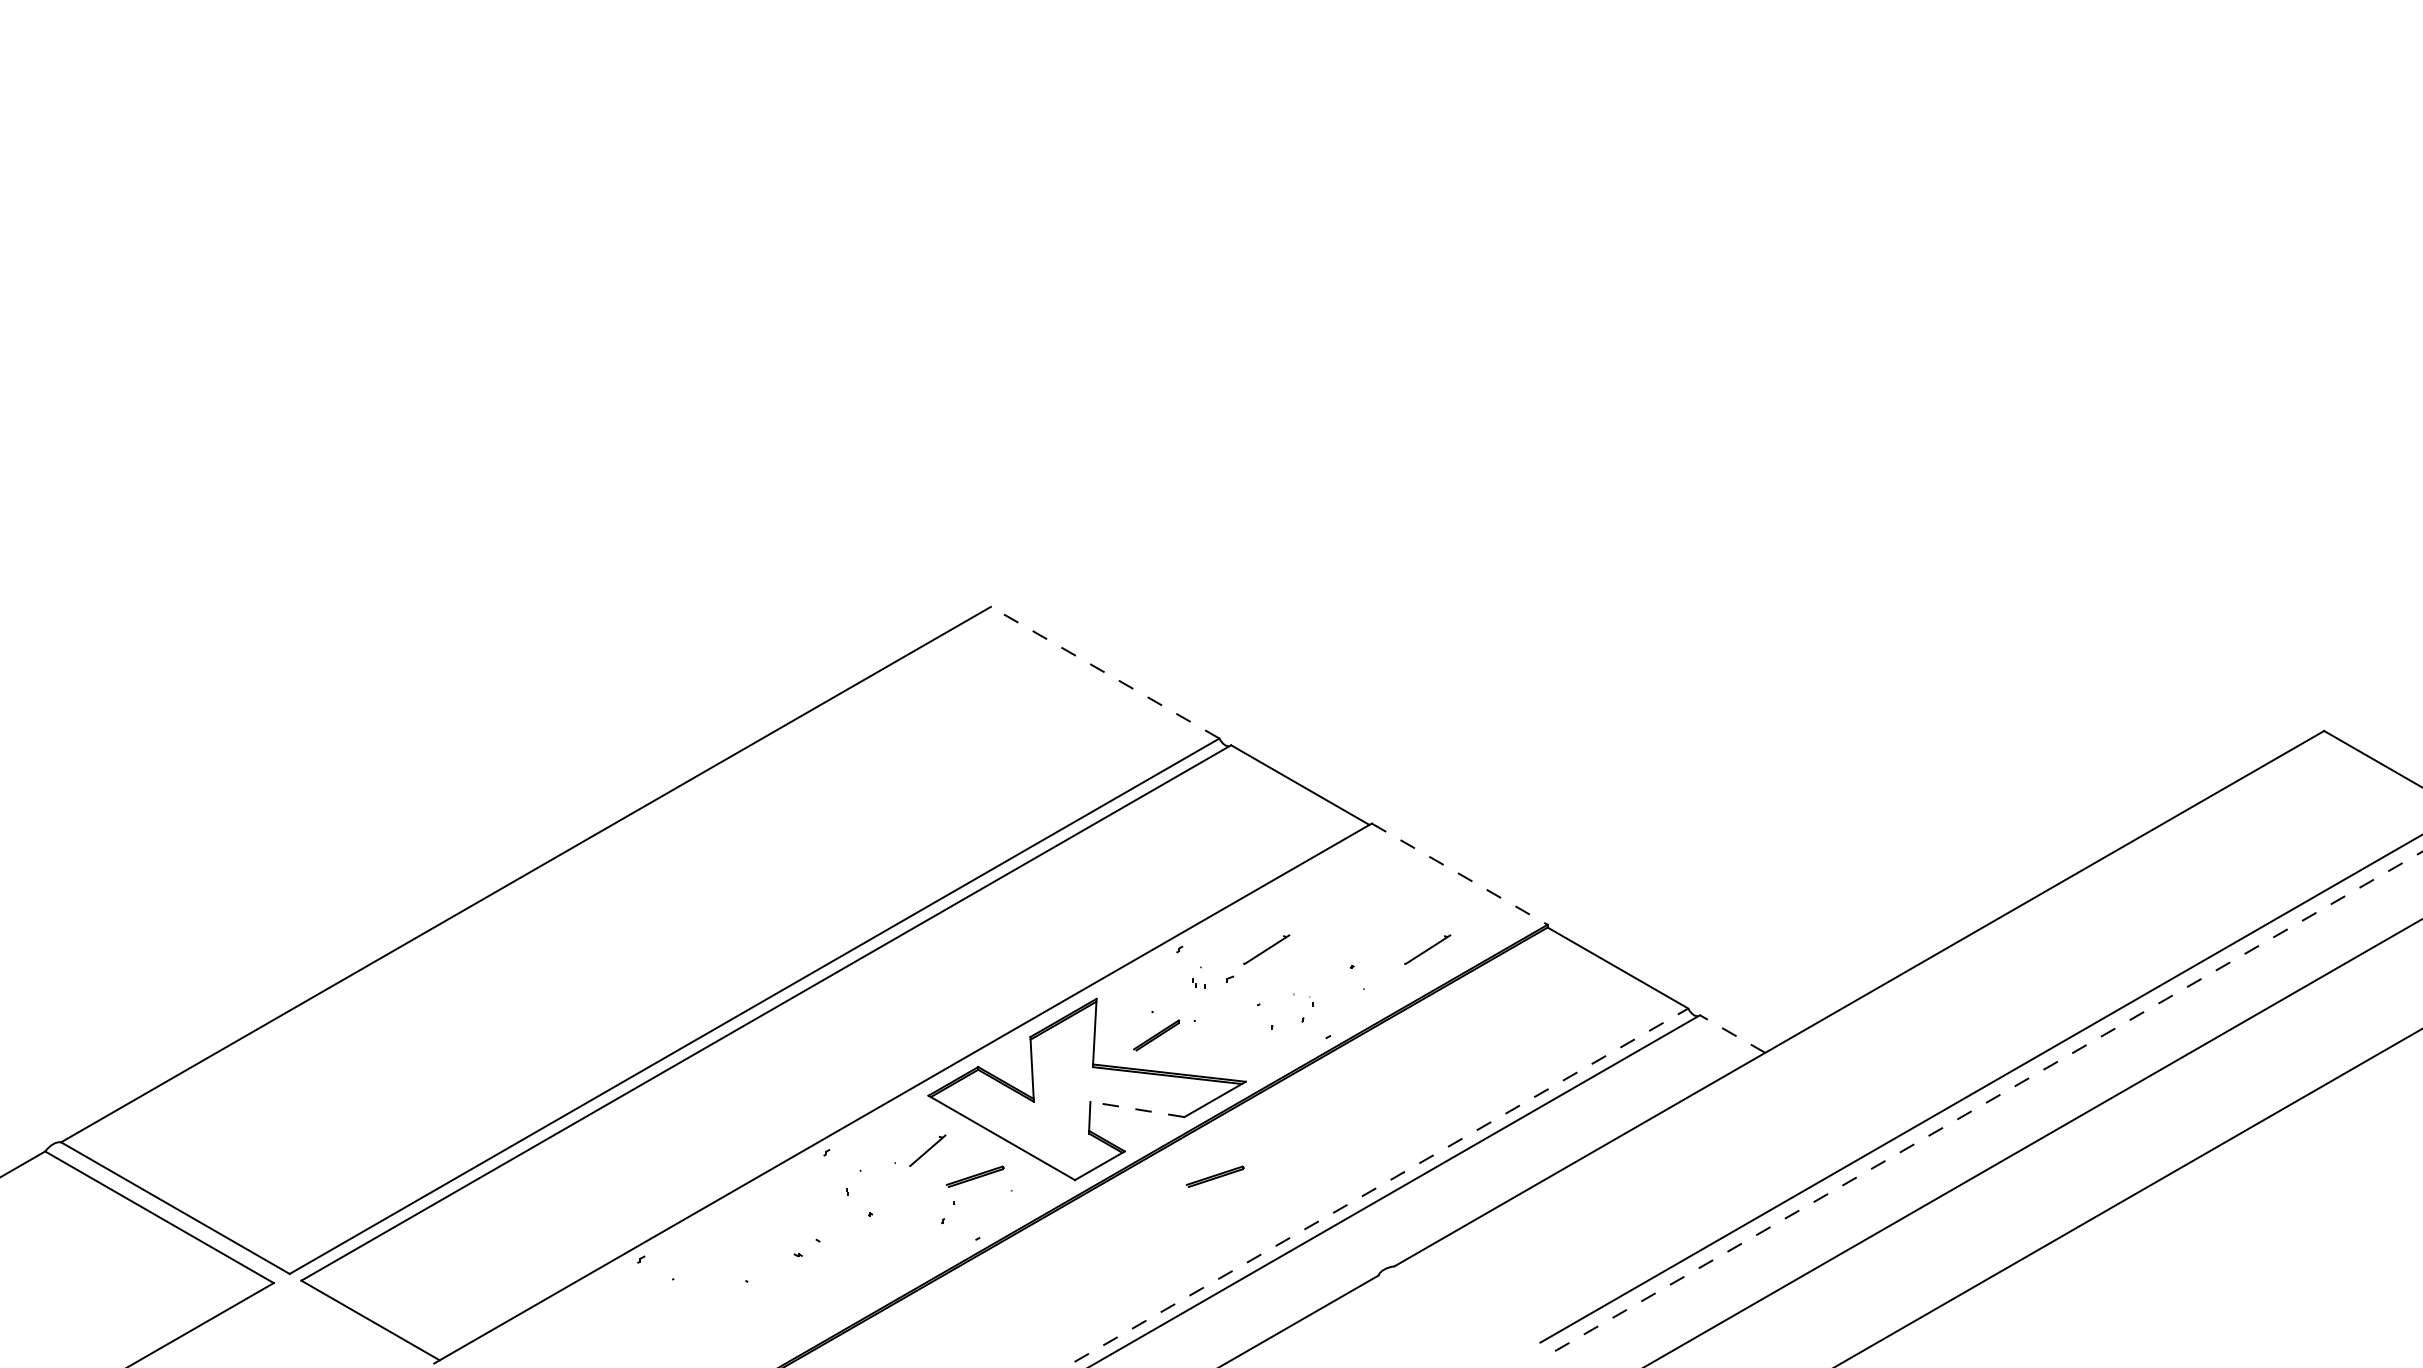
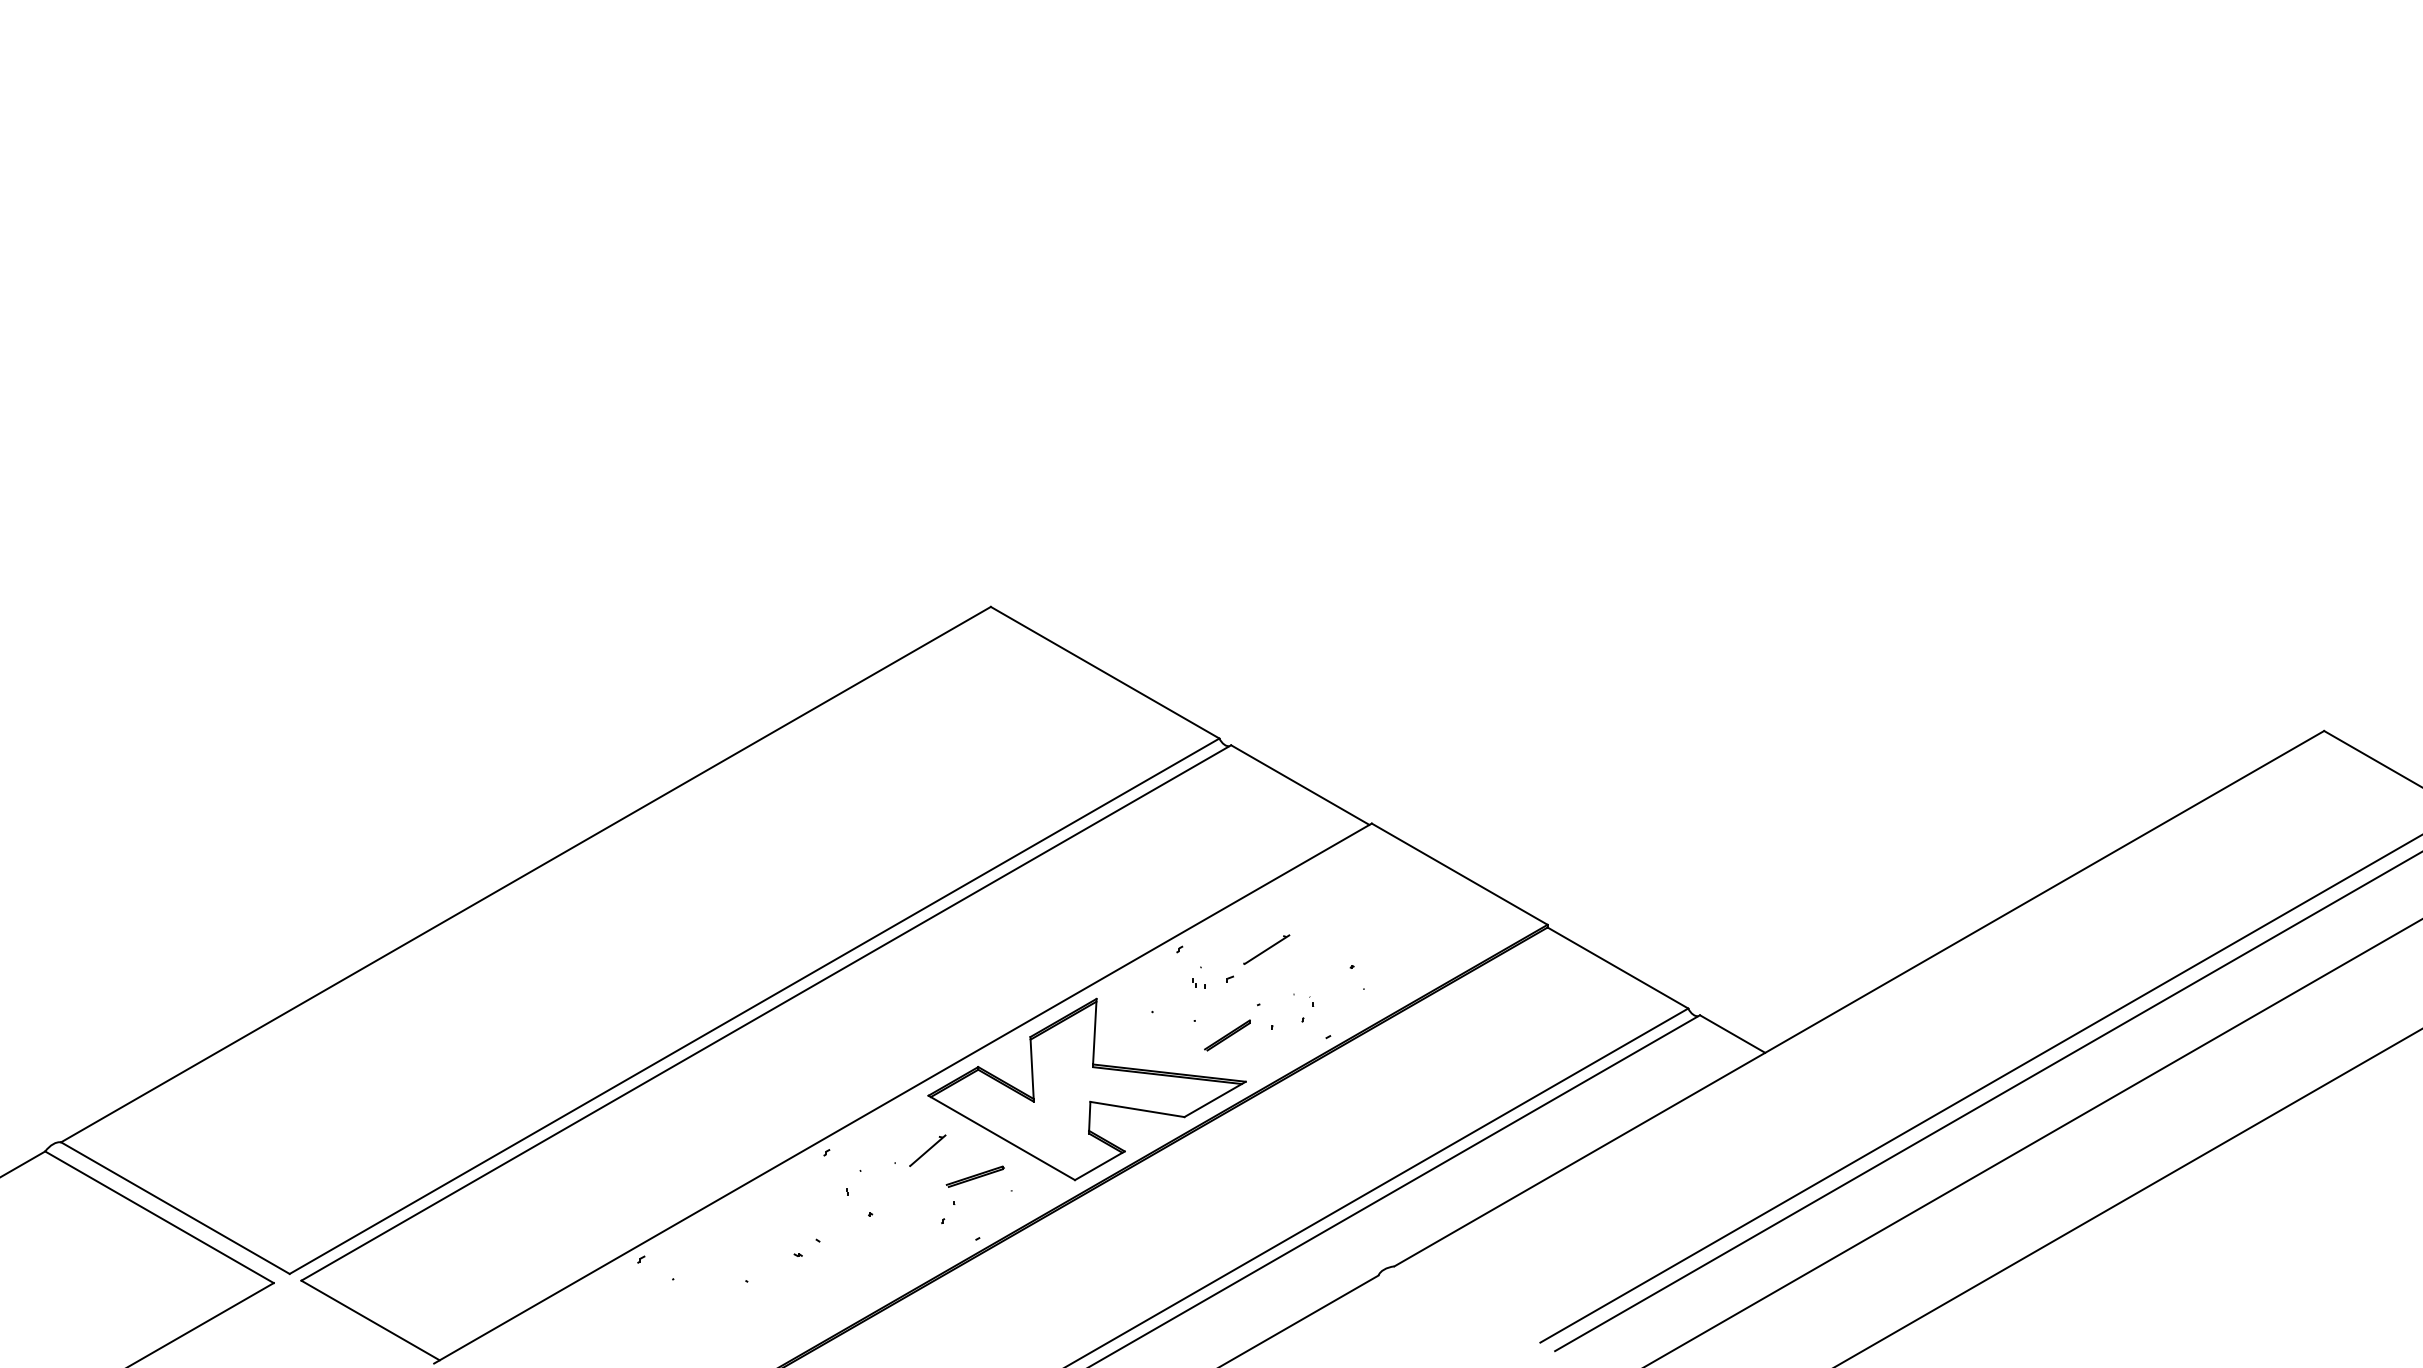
line: dashed -> solid (1105, 672)
line: dashed -> solid (1460, 874)
part: present -> none (1427, 949)
line: dashed -> solid (1732, 1034)
part position: (1156, 1035) -> (1227, 1035) (1227, 1035)
line: dashed -> solid (1989, 1101)
line: dashed -> solid (1137, 1109)
part: present -> none (1214, 1176)
line: dashed -> solid (1376, 1188)
